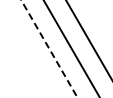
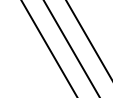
line: dashed -> solid (49, 49)
